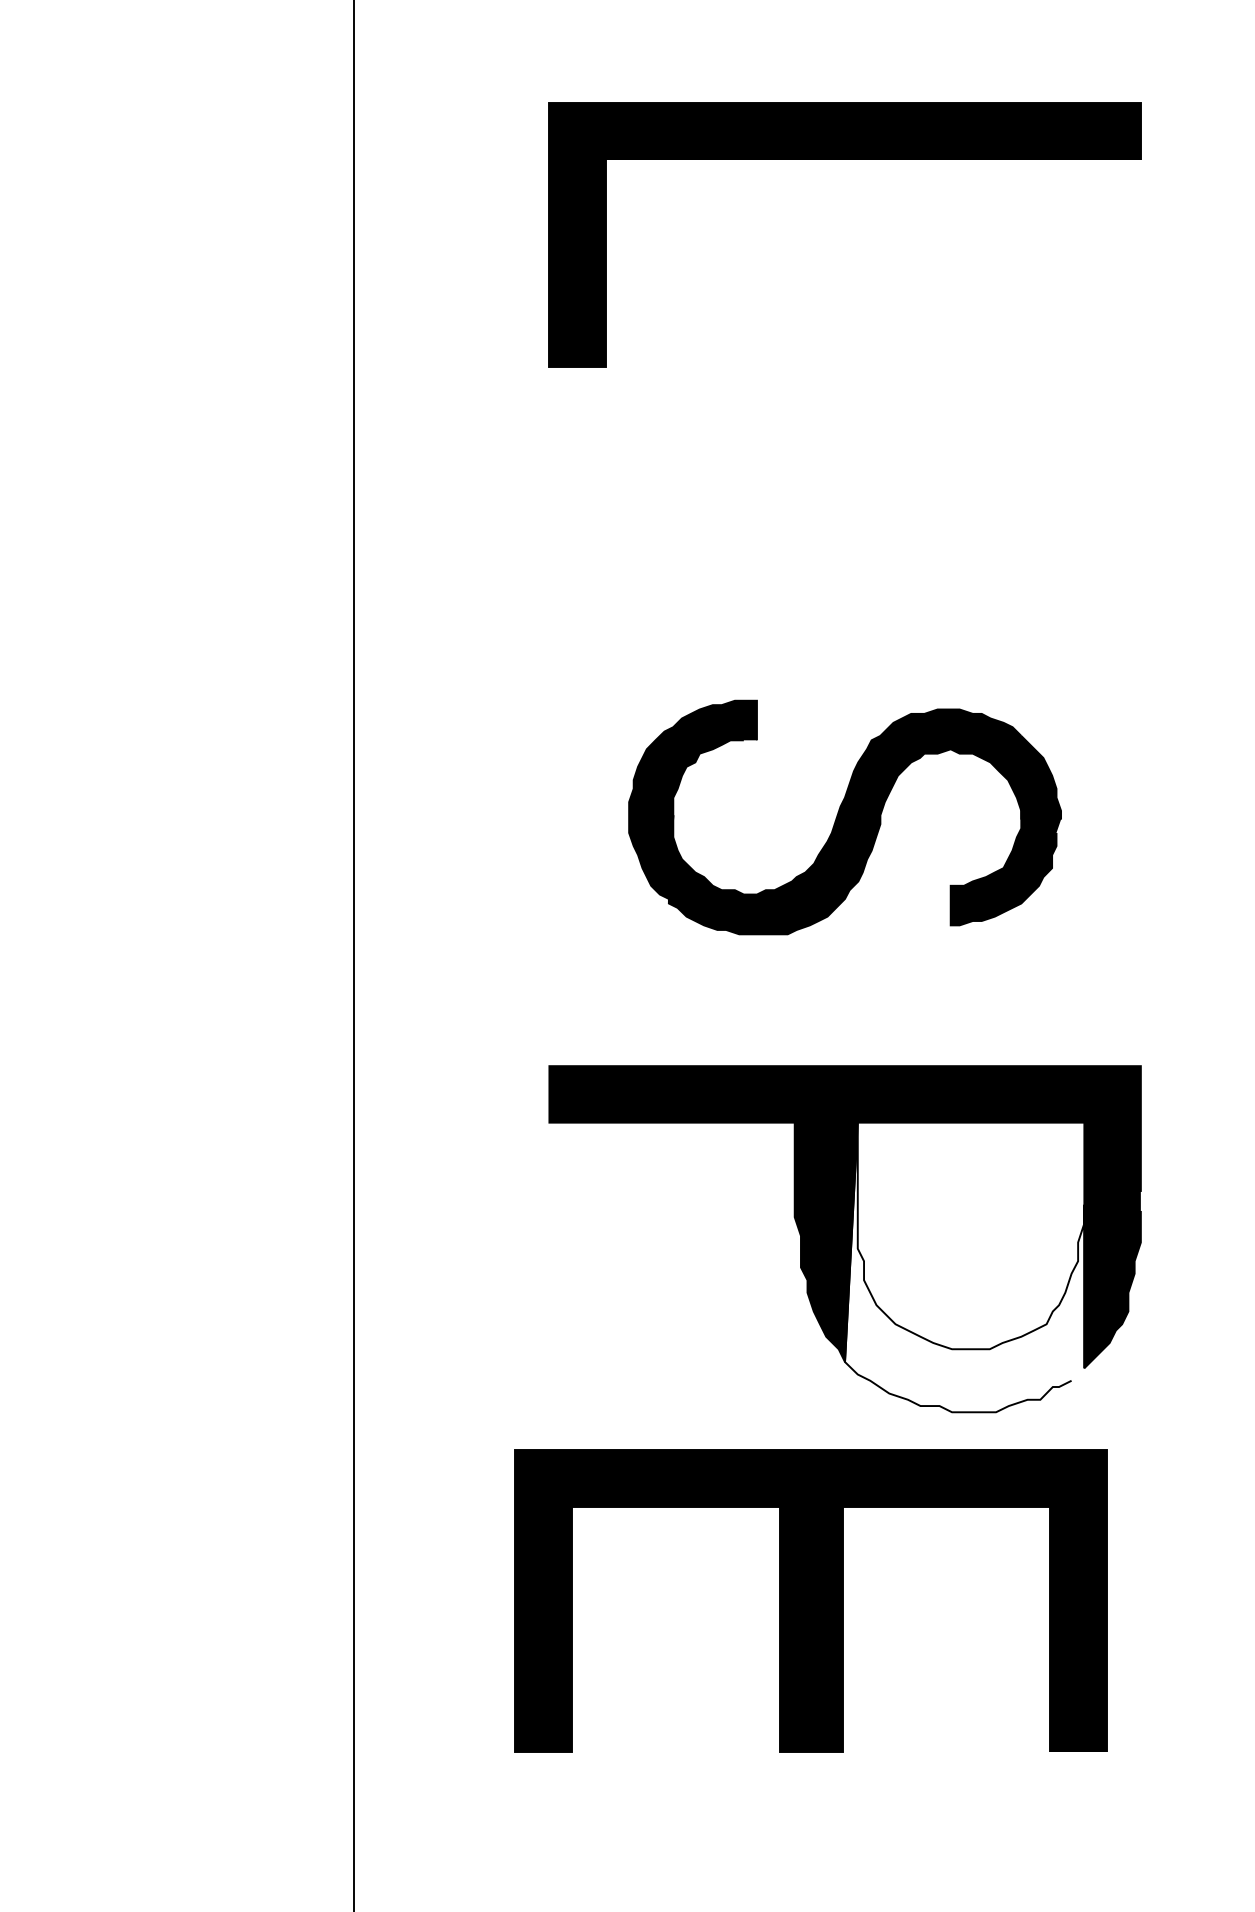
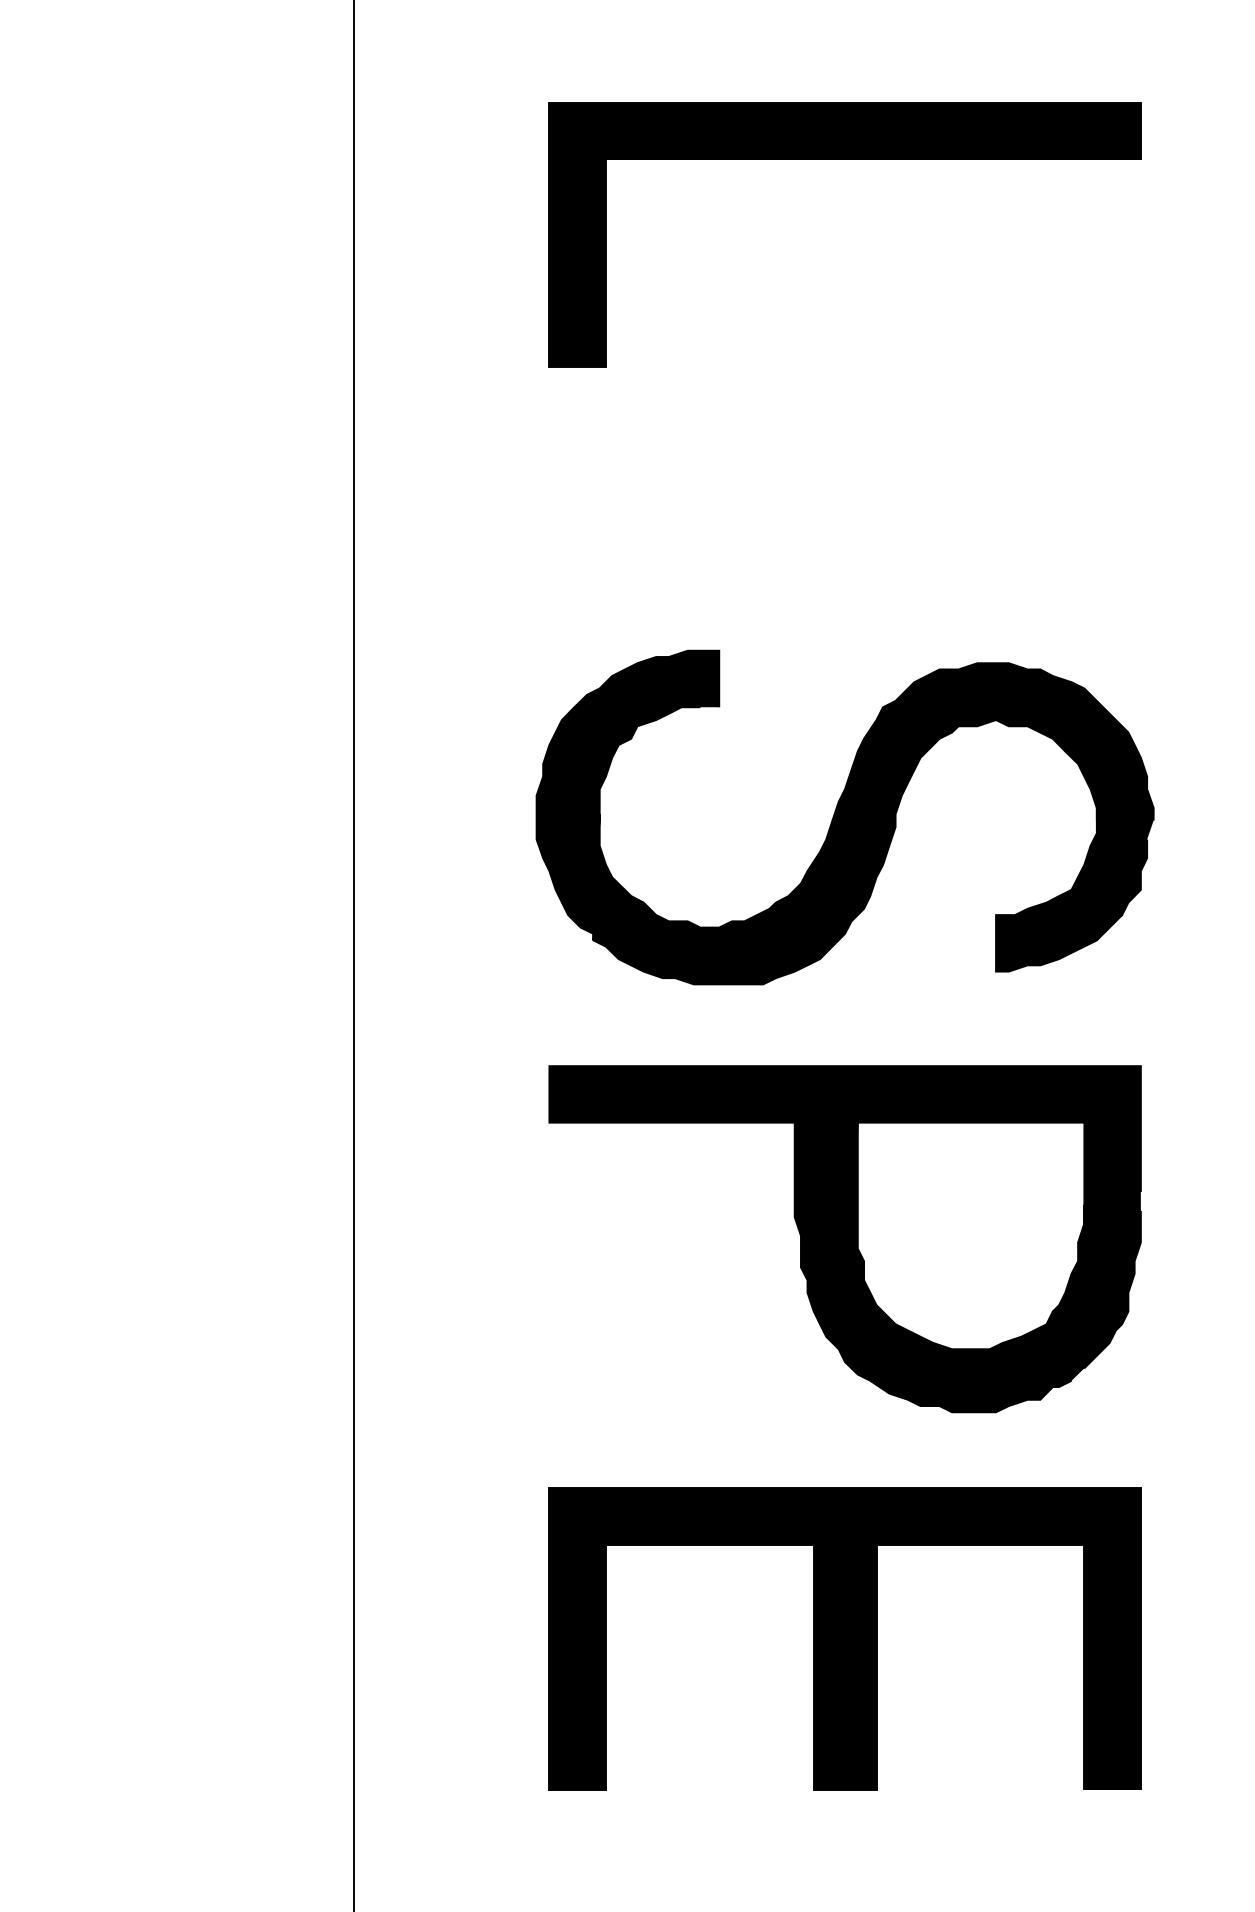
part size: 434x237 px -> 620x337 px (844, 817)
fill: none -> present (964, 1267)
part position: (810, 1600) -> (844, 1638) (844, 1638)
